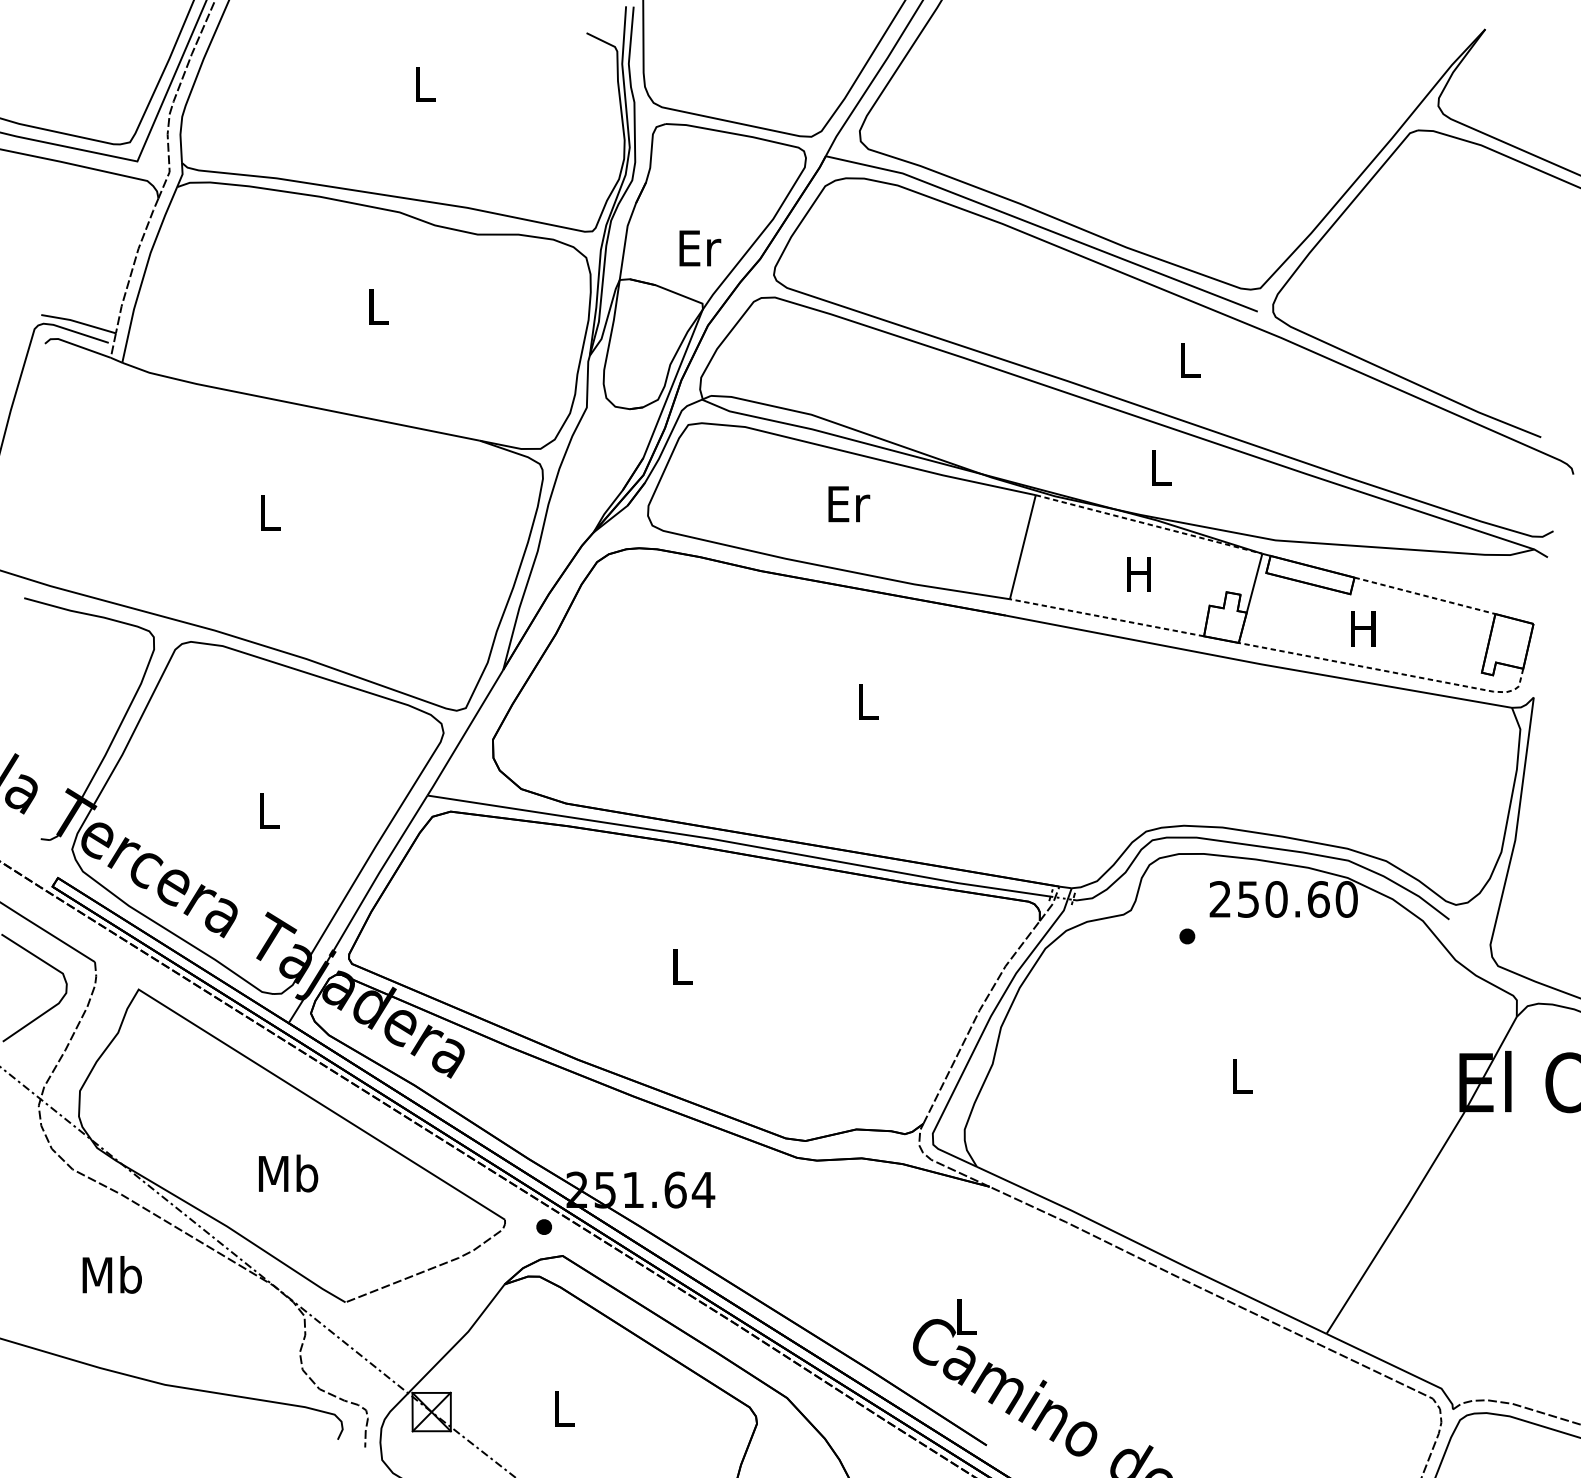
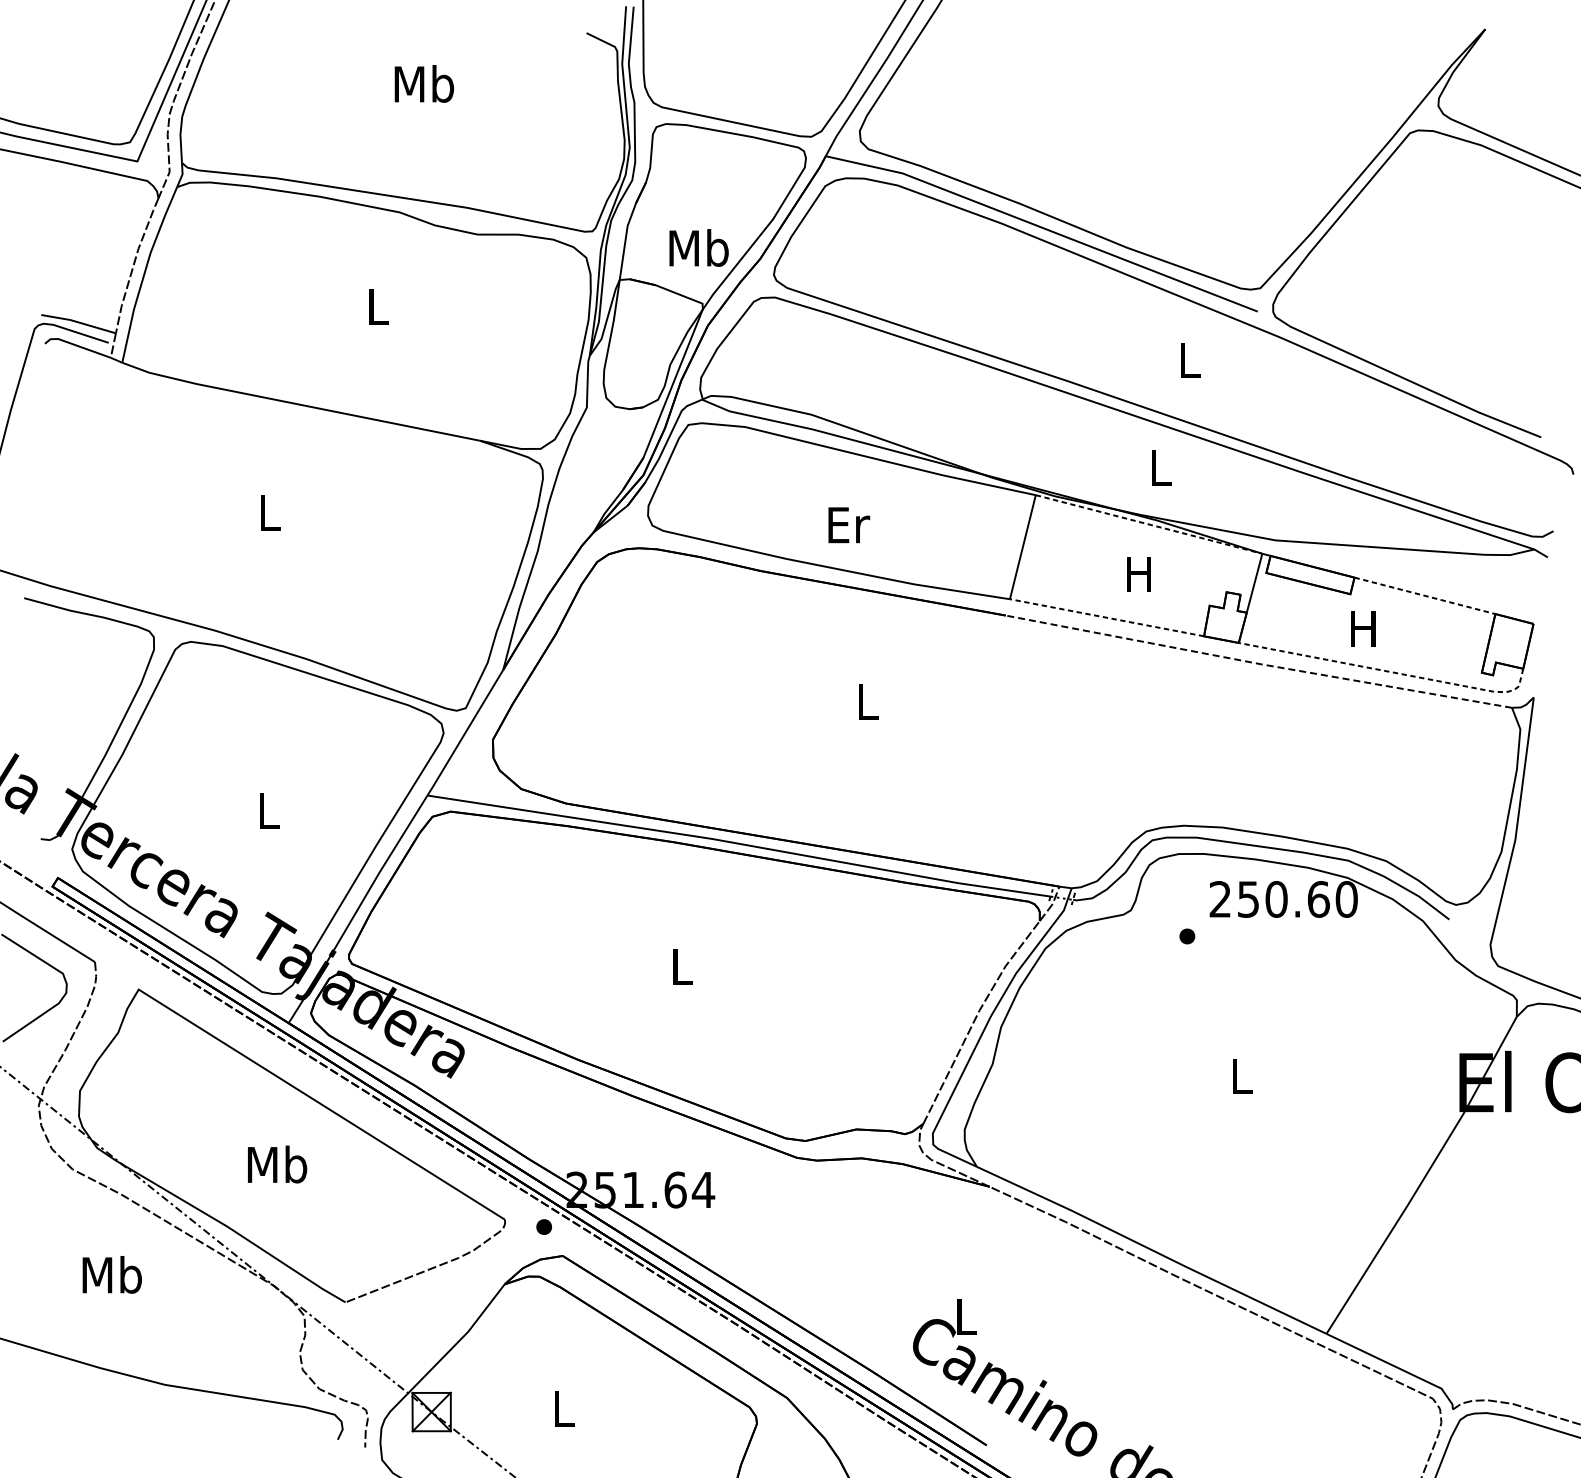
text: L -> Mb (424, 83)
text: Er -> Mb (698, 247)
text position: (849, 504) -> (849, 525) (849, 525)
line: solid -> dashed (1258, 663)
text position: (288, 1173) -> (277, 1164) (277, 1164)
